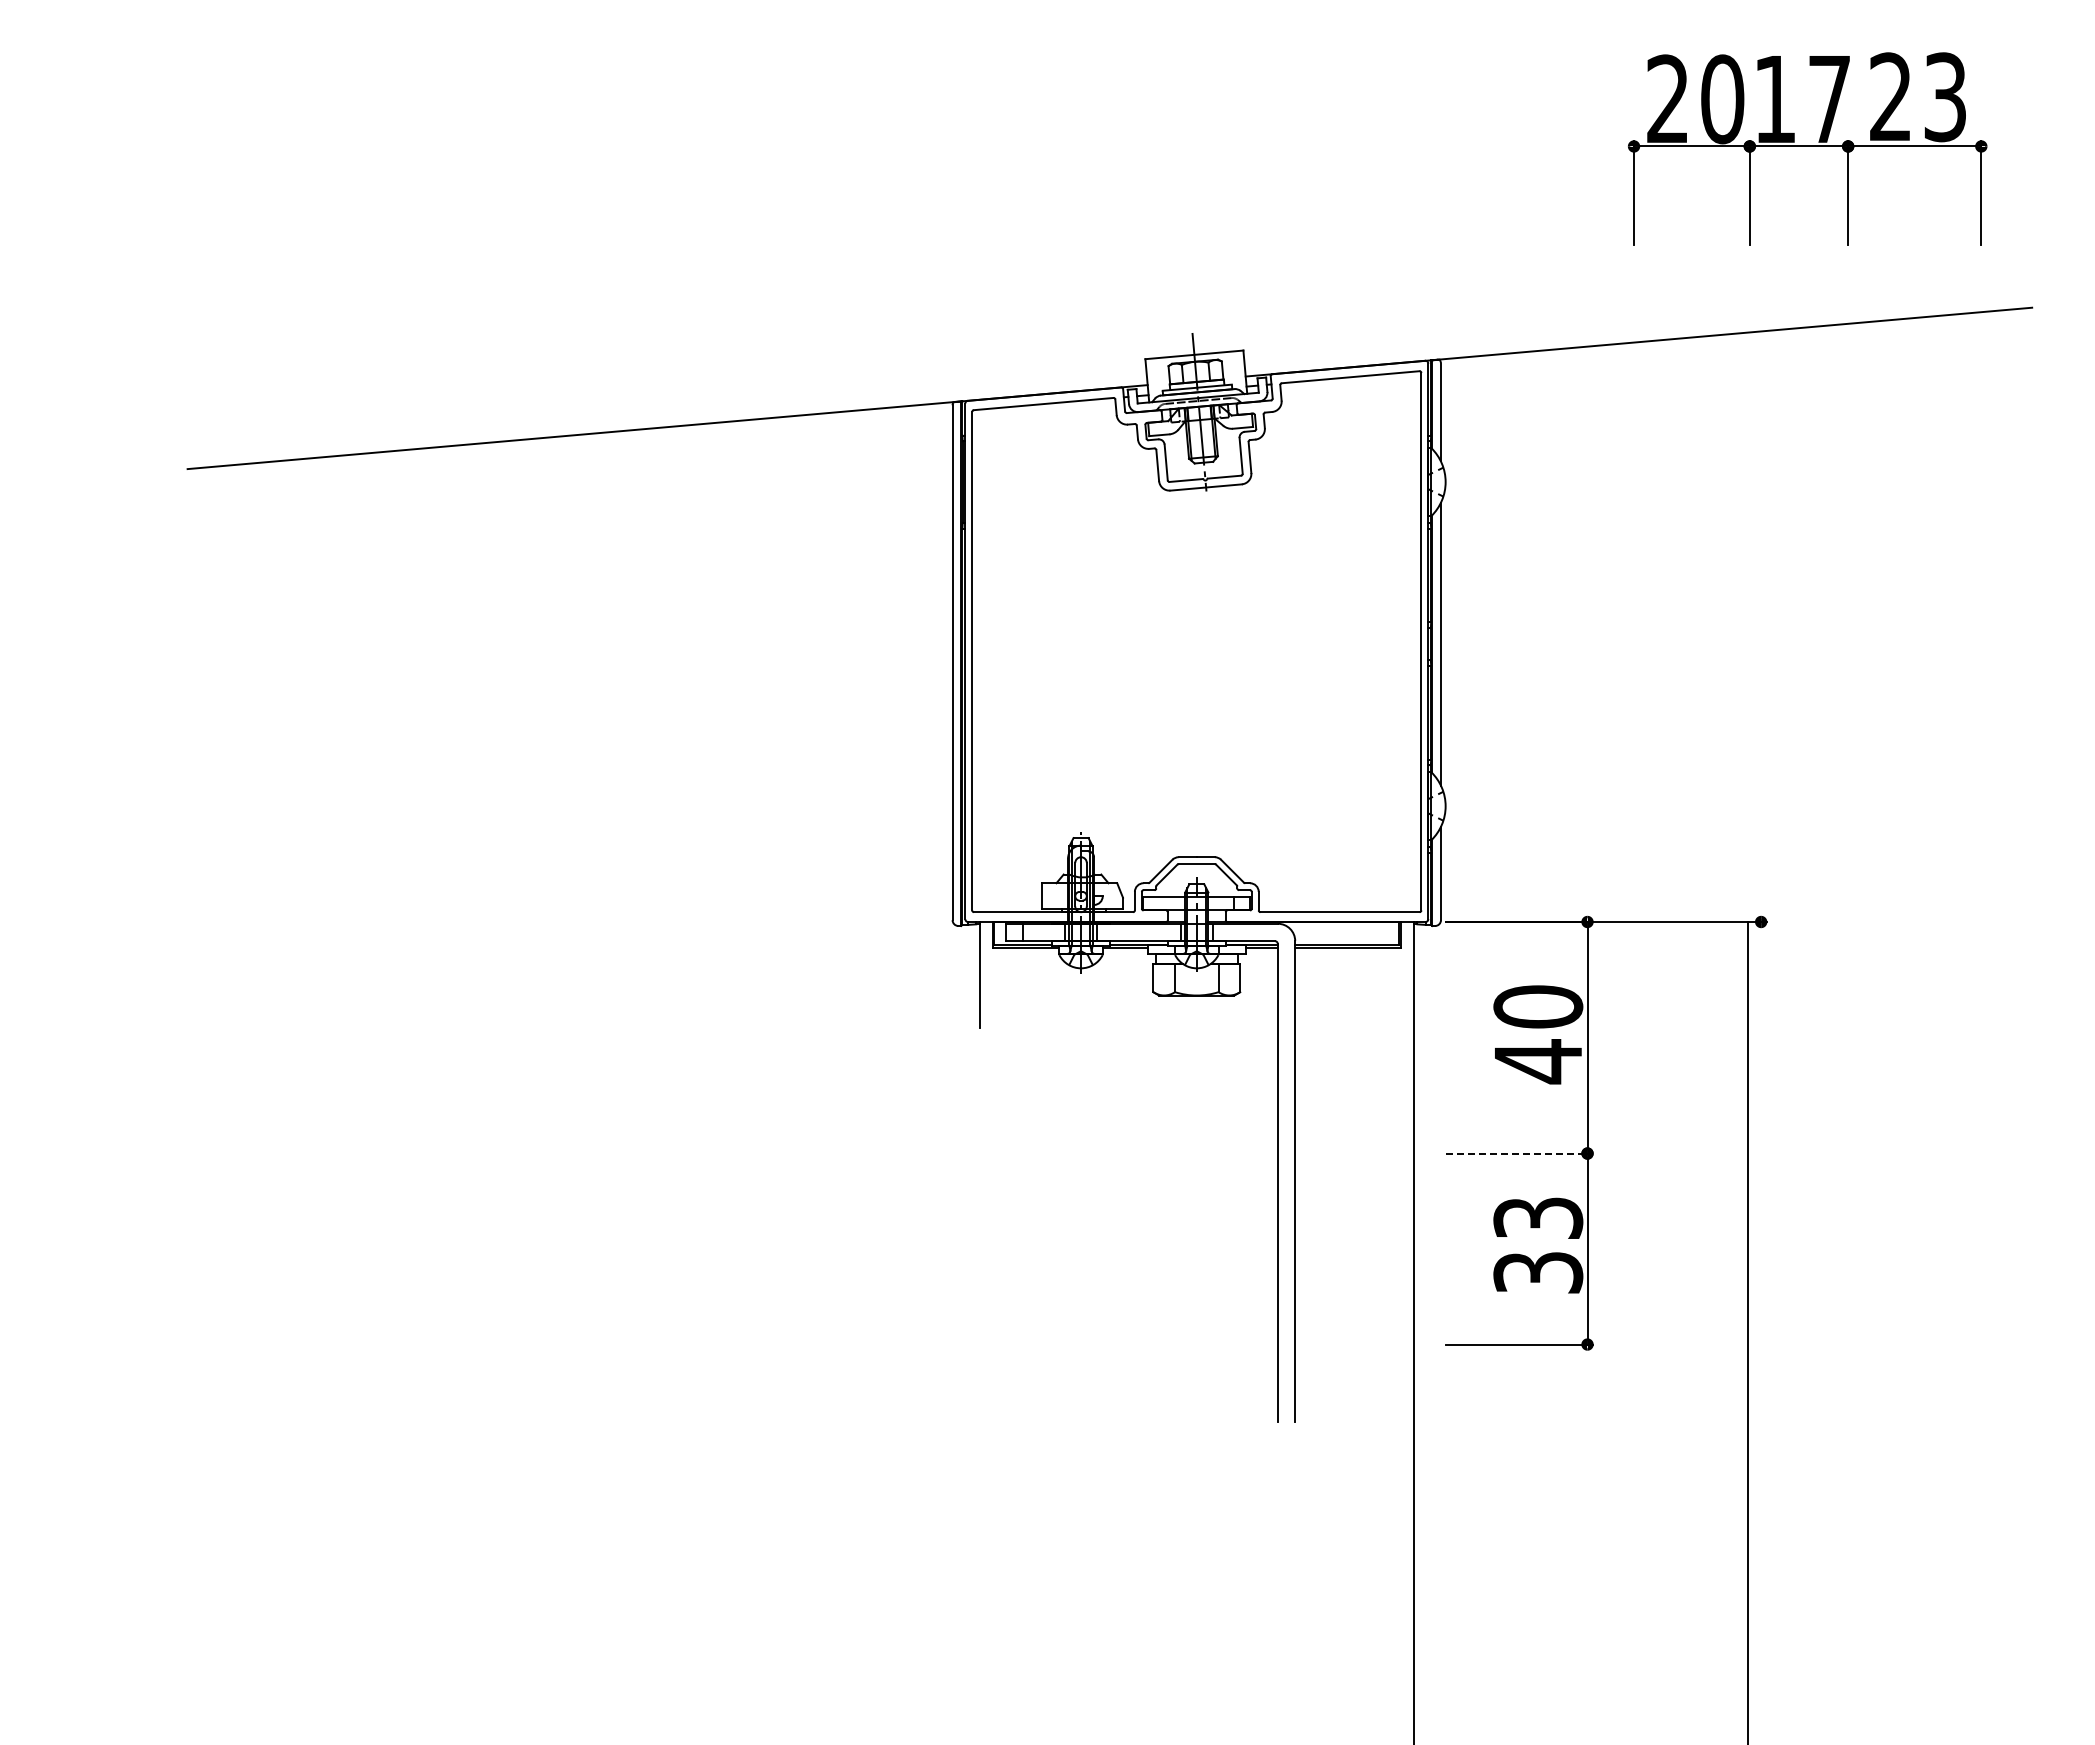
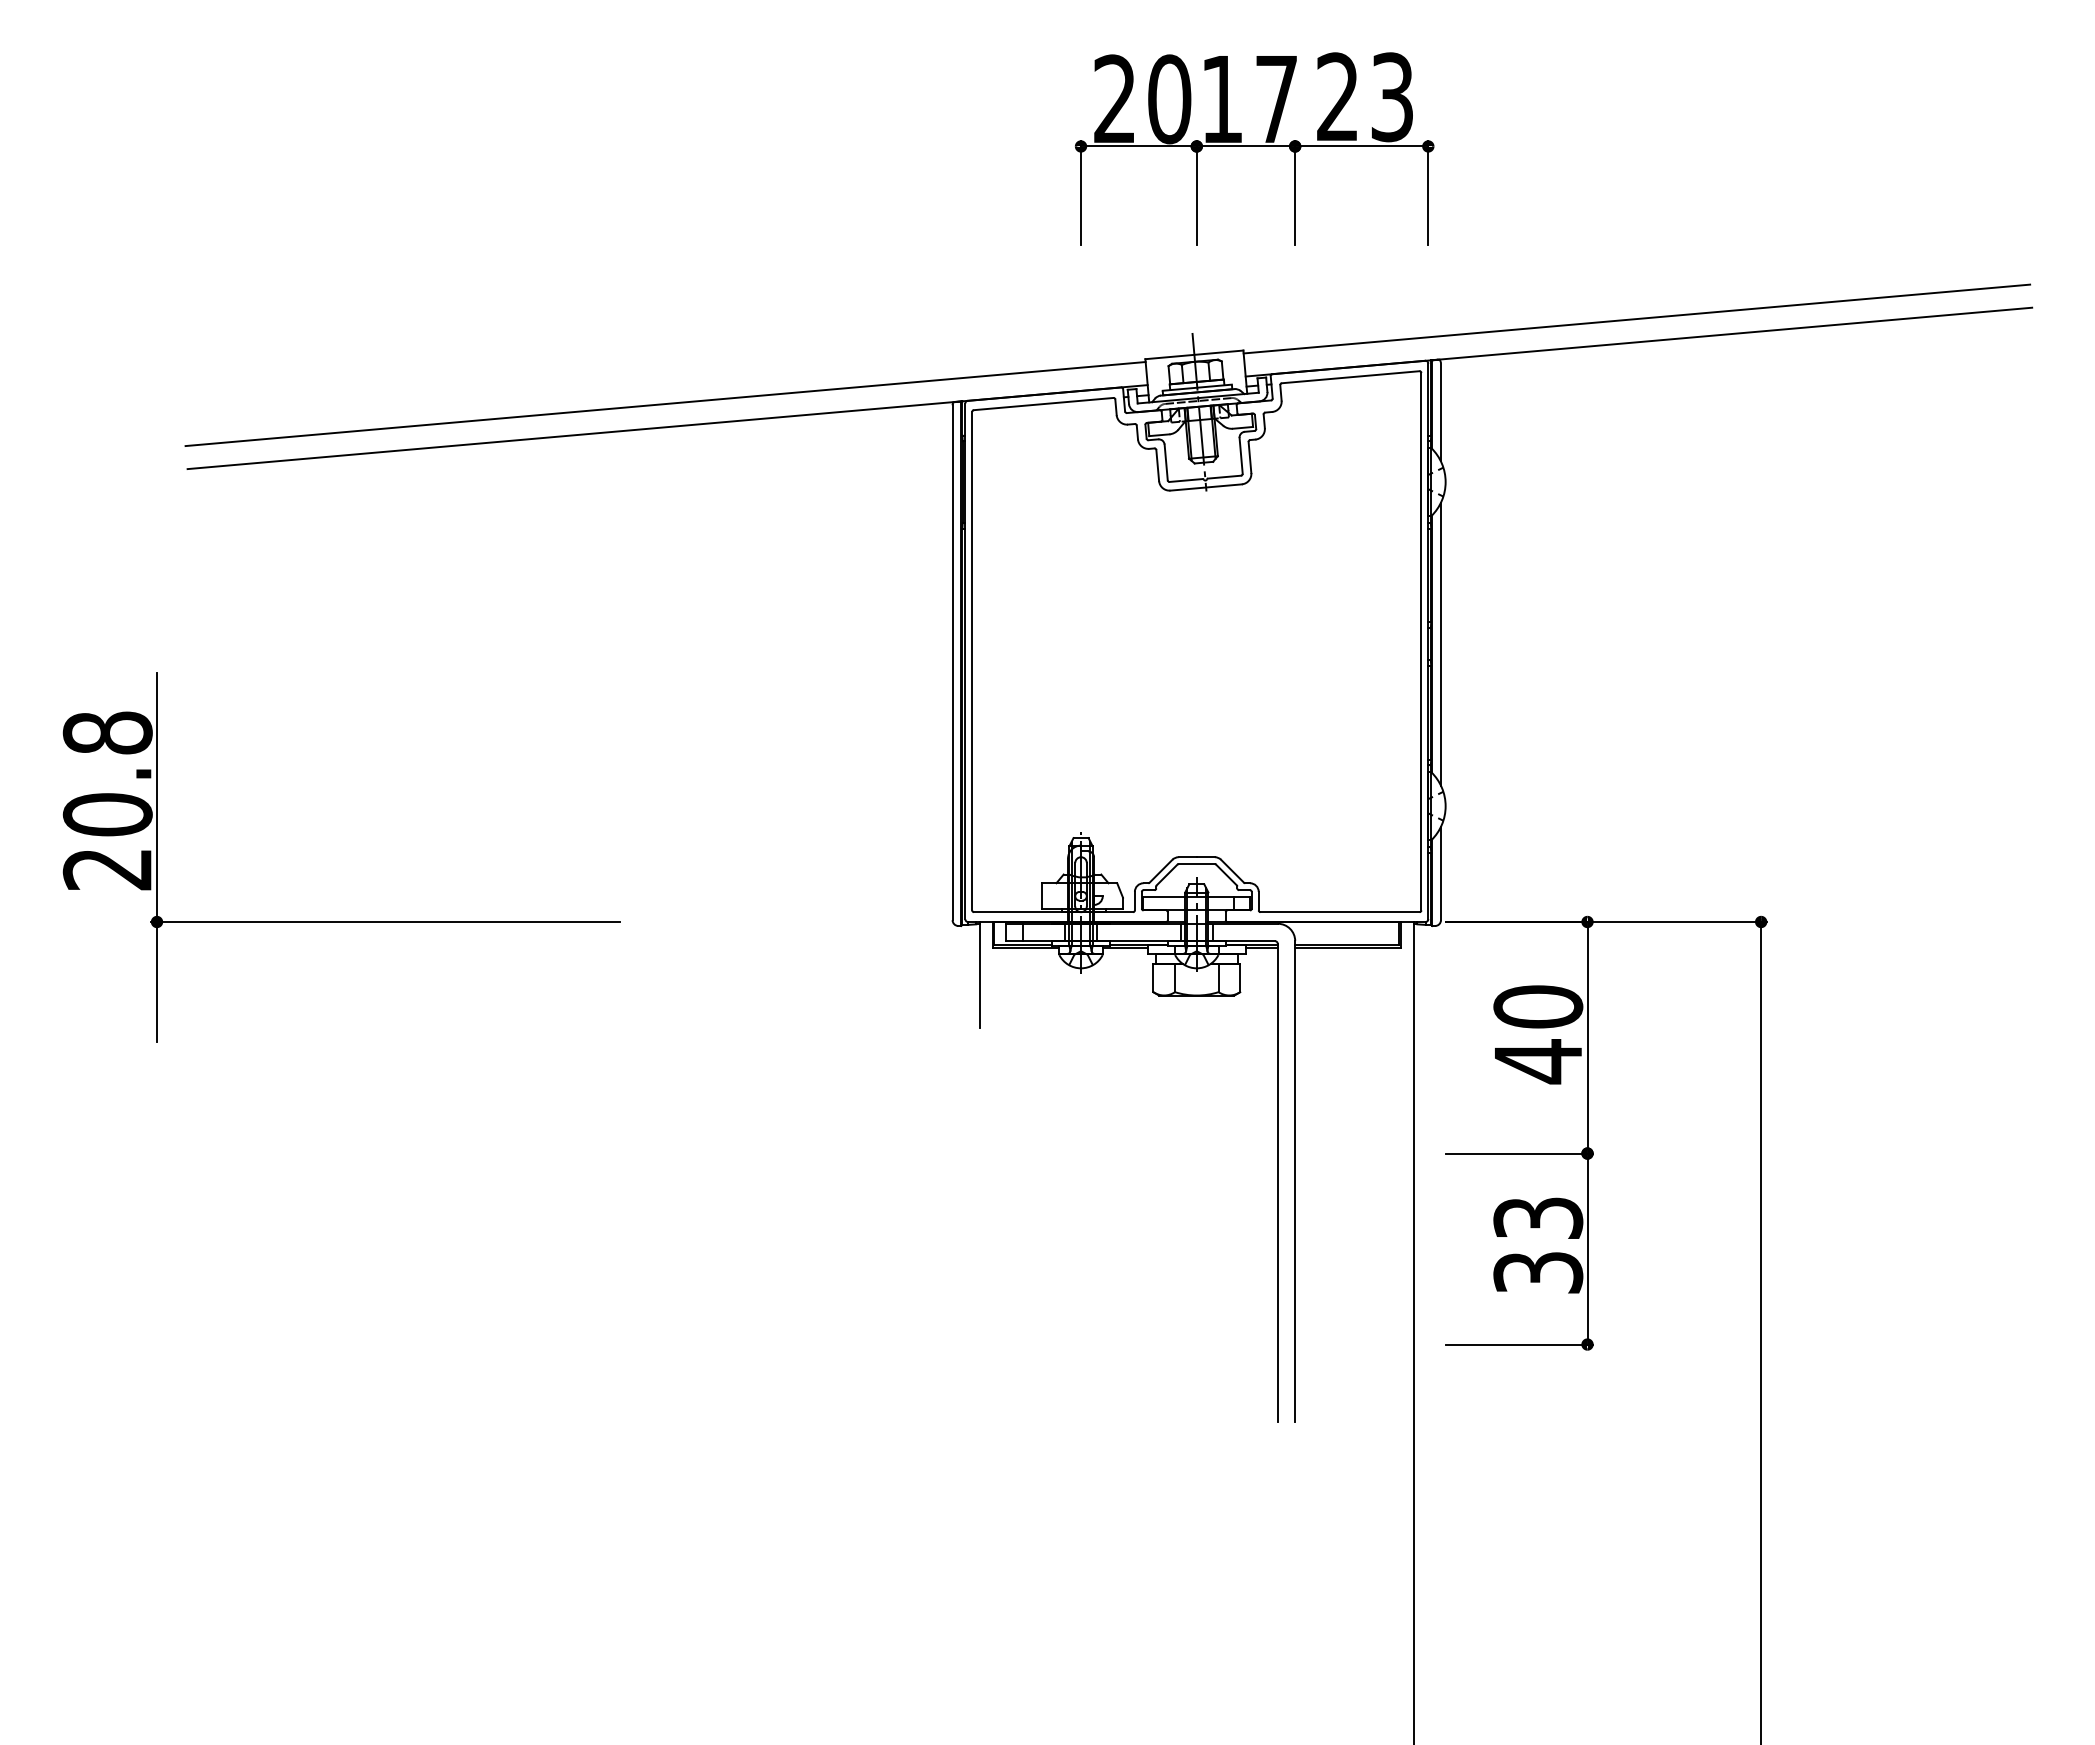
part position: (1807, 148) -> (1254, 148) (1254, 148)
line: none -> present (1636, 318)
line: none -> present (665, 404)
part: none -> present (341, 921)
line: dashed -> solid (1519, 1153)
line position: (1748, 1331) -> (1761, 1331) (1761, 1331)
